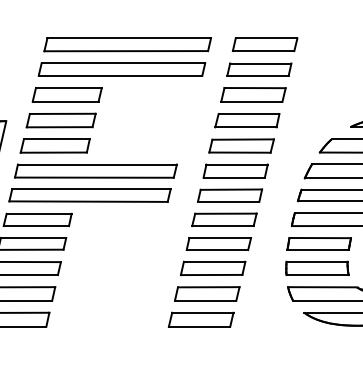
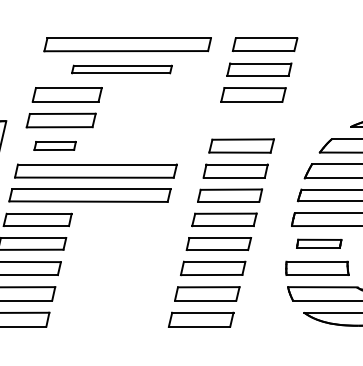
part size: 170x15 px -> 102x11 px (121, 69)
part: present -> none (247, 120)
part size: 72x16 px -> 44x10 px (54, 145)
part size: 66x14 px -> 47x11 px (319, 243)
